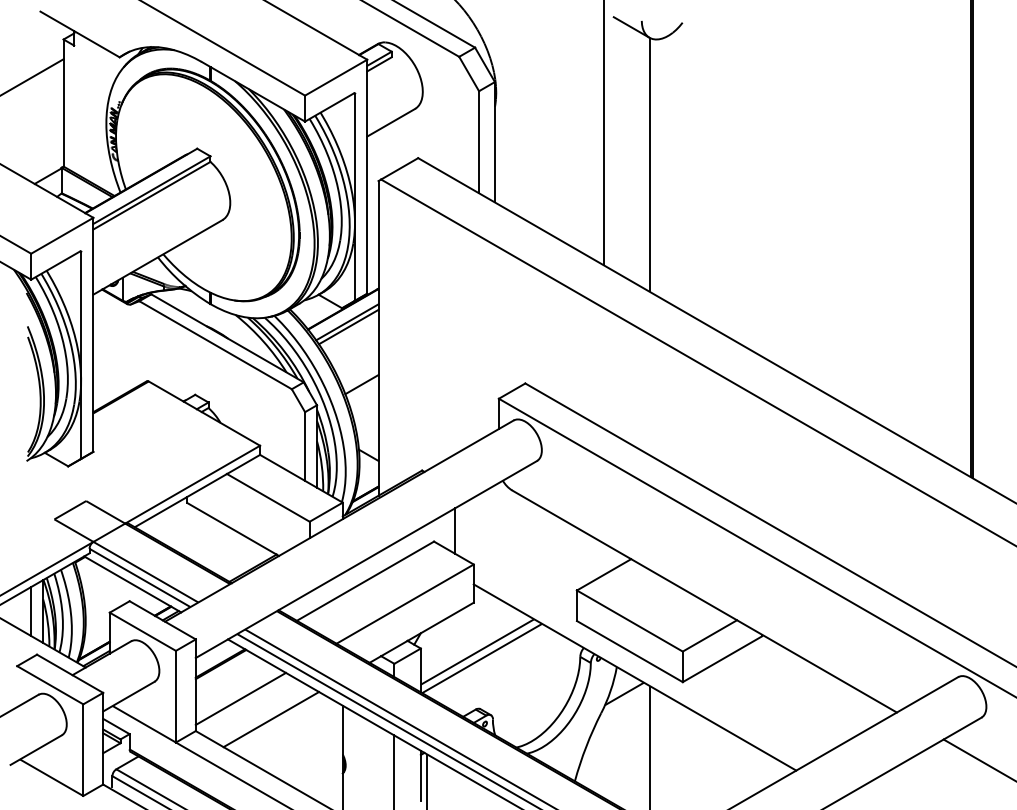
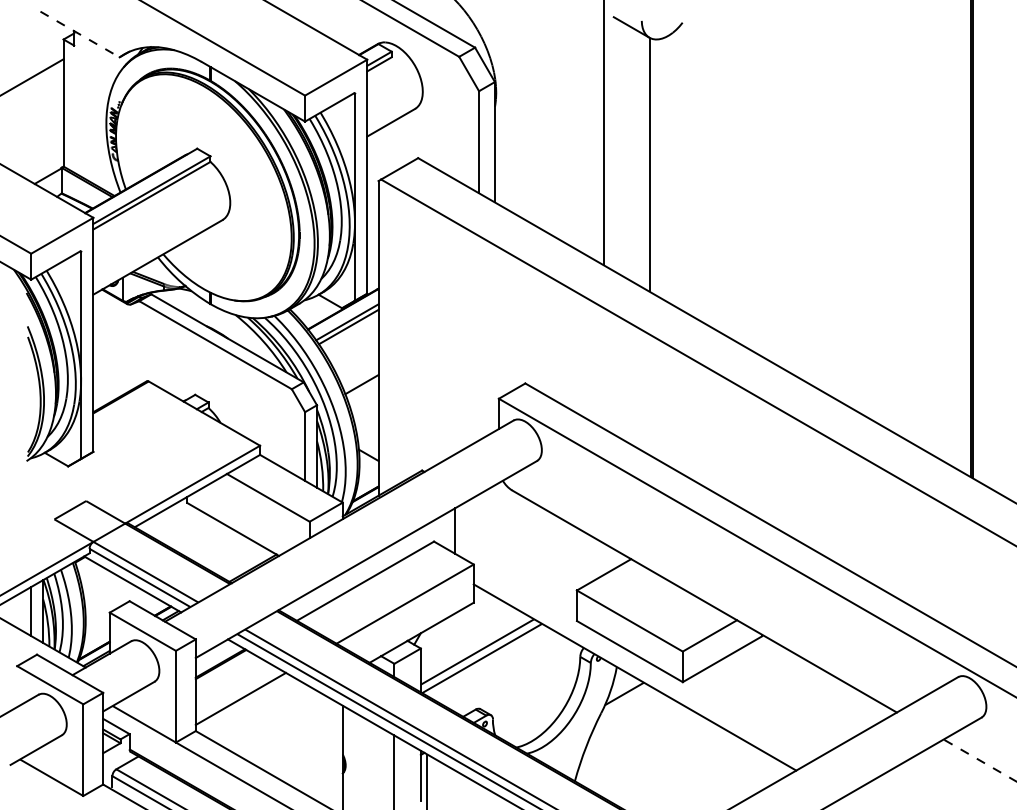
line: solid -> dashed (80, 34)
line: present -> none (271, 719)
line: present -> none (650, 746)
line: solid -> dashed (979, 760)
